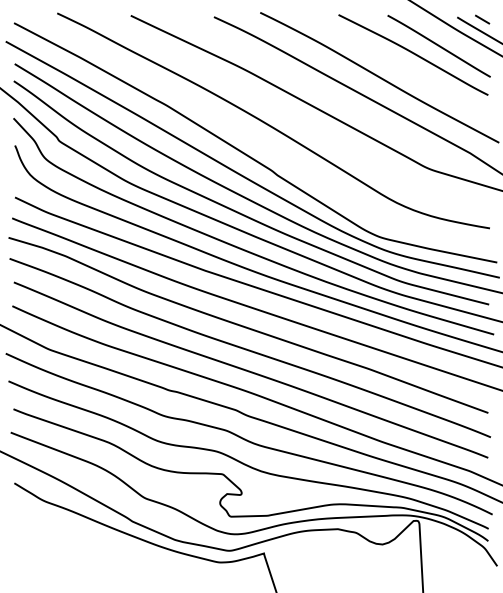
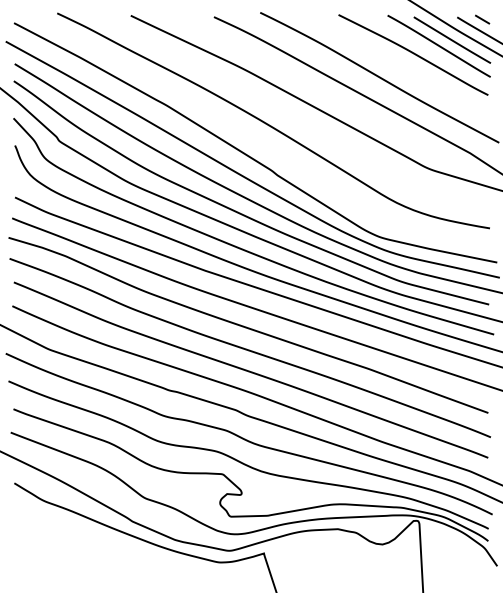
line: none -> present (452, 39)
